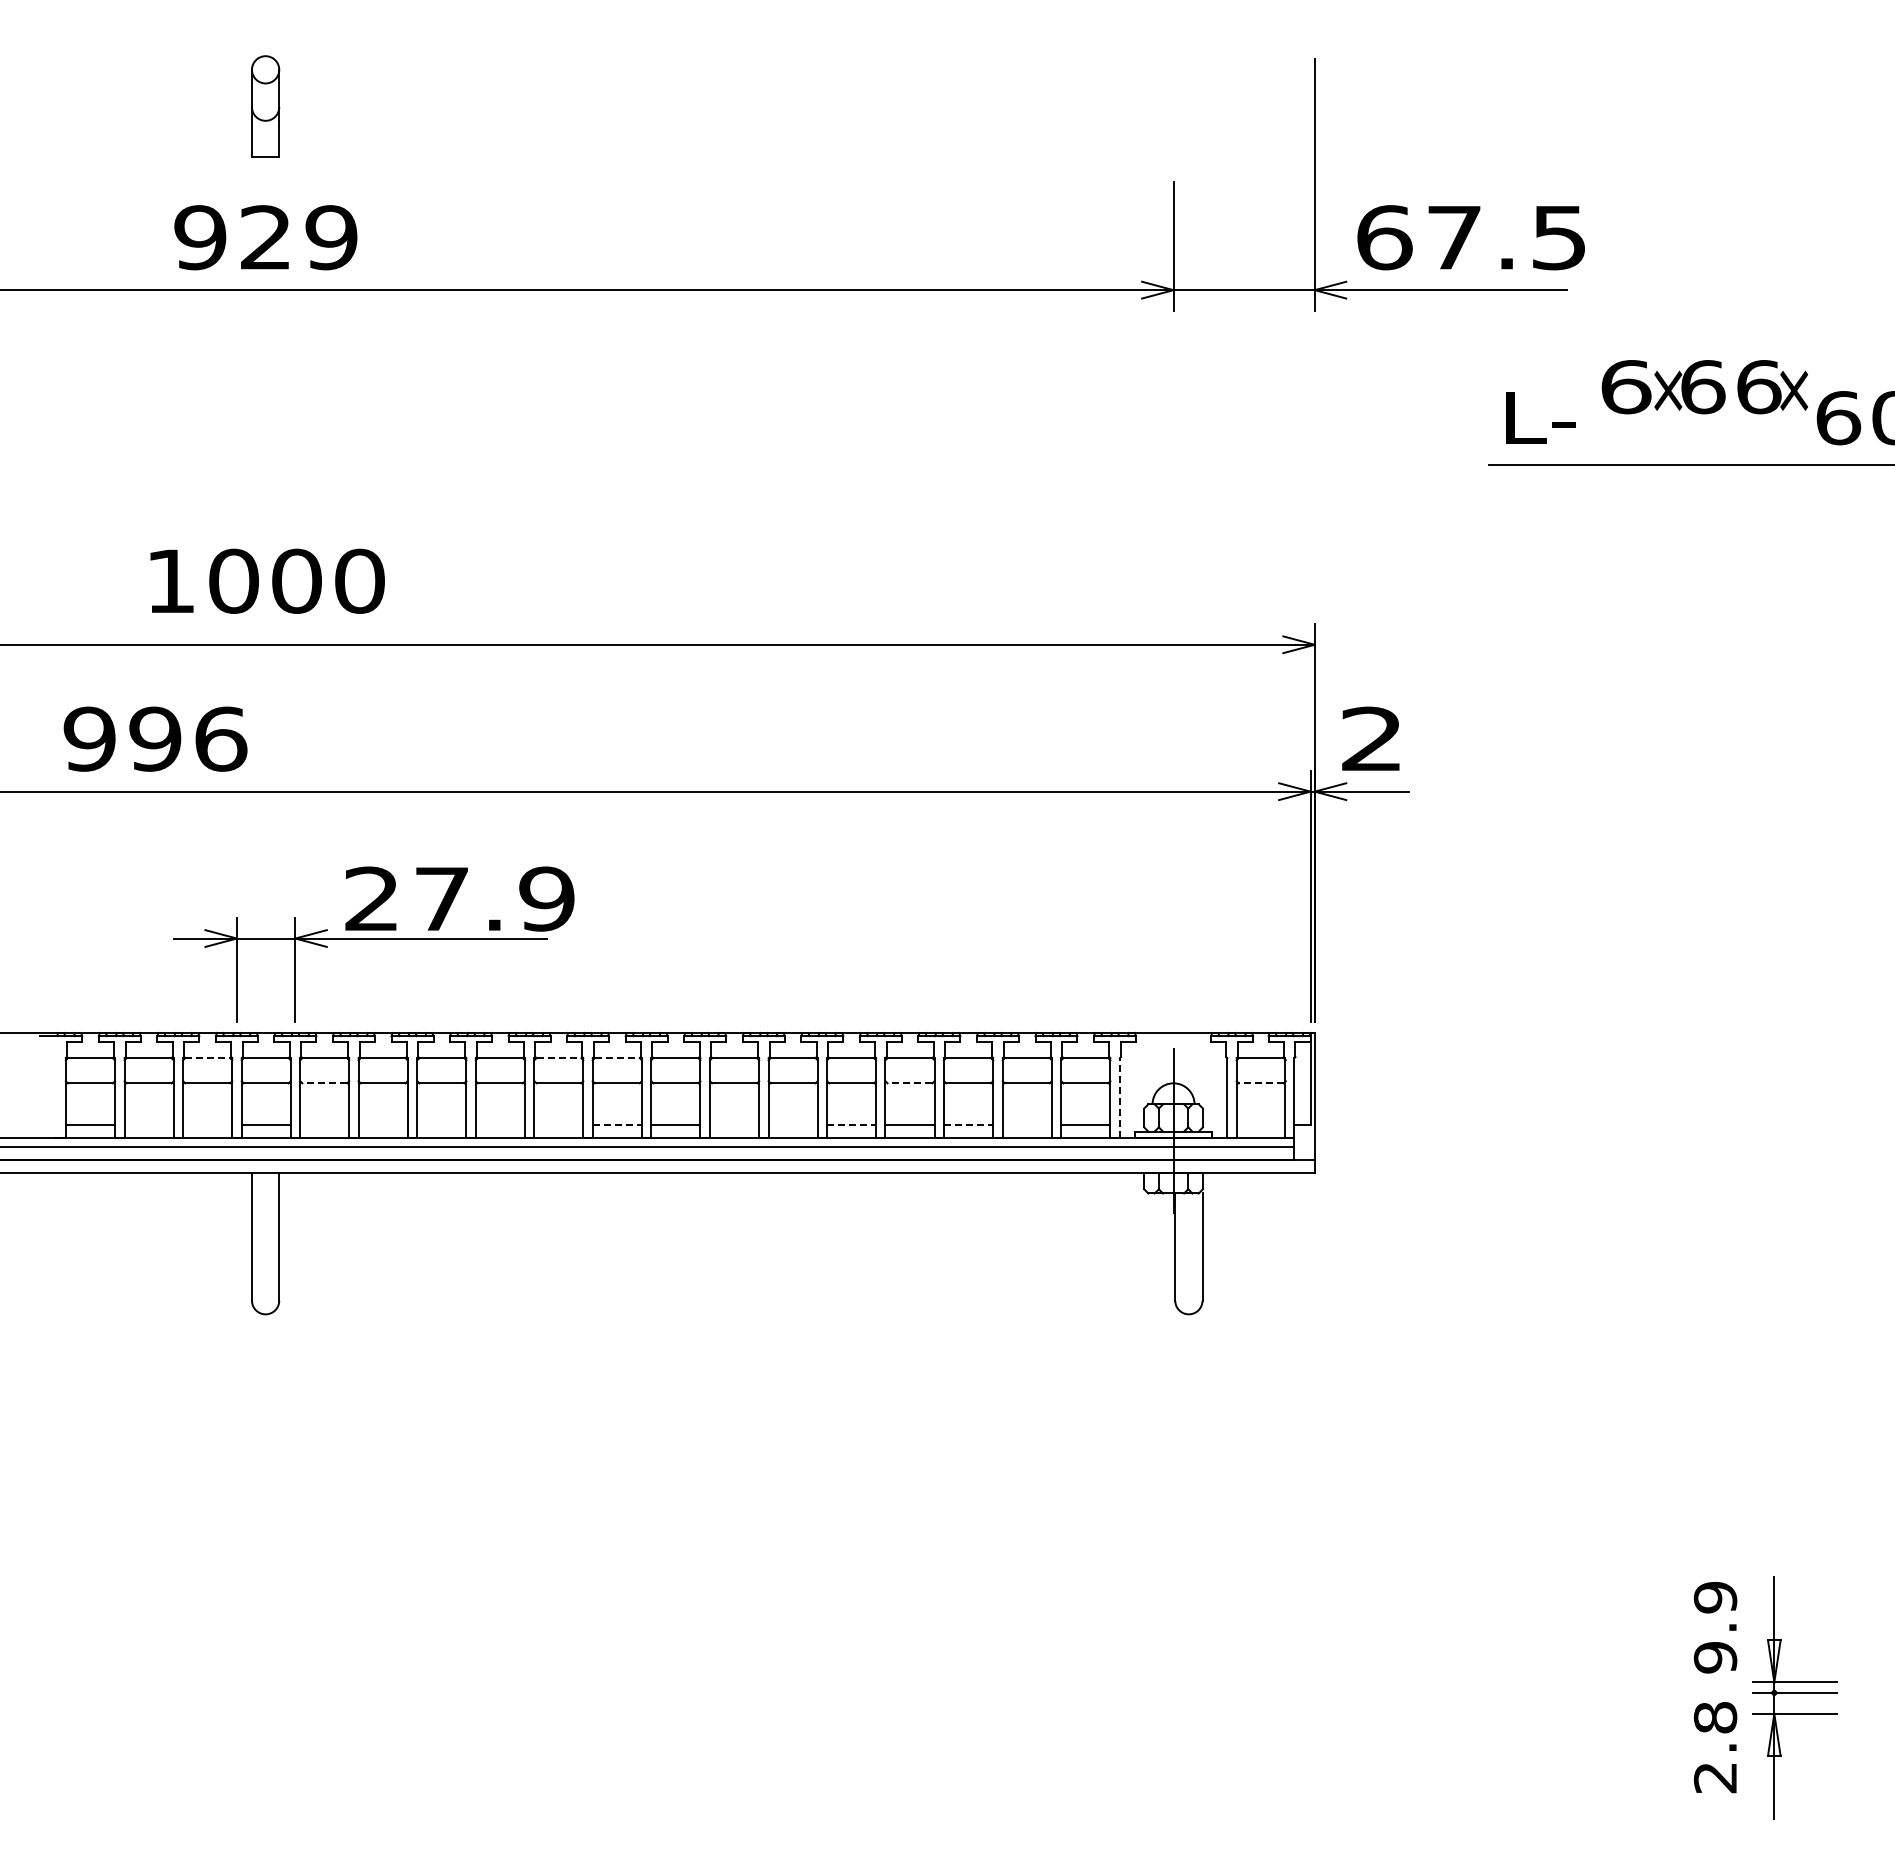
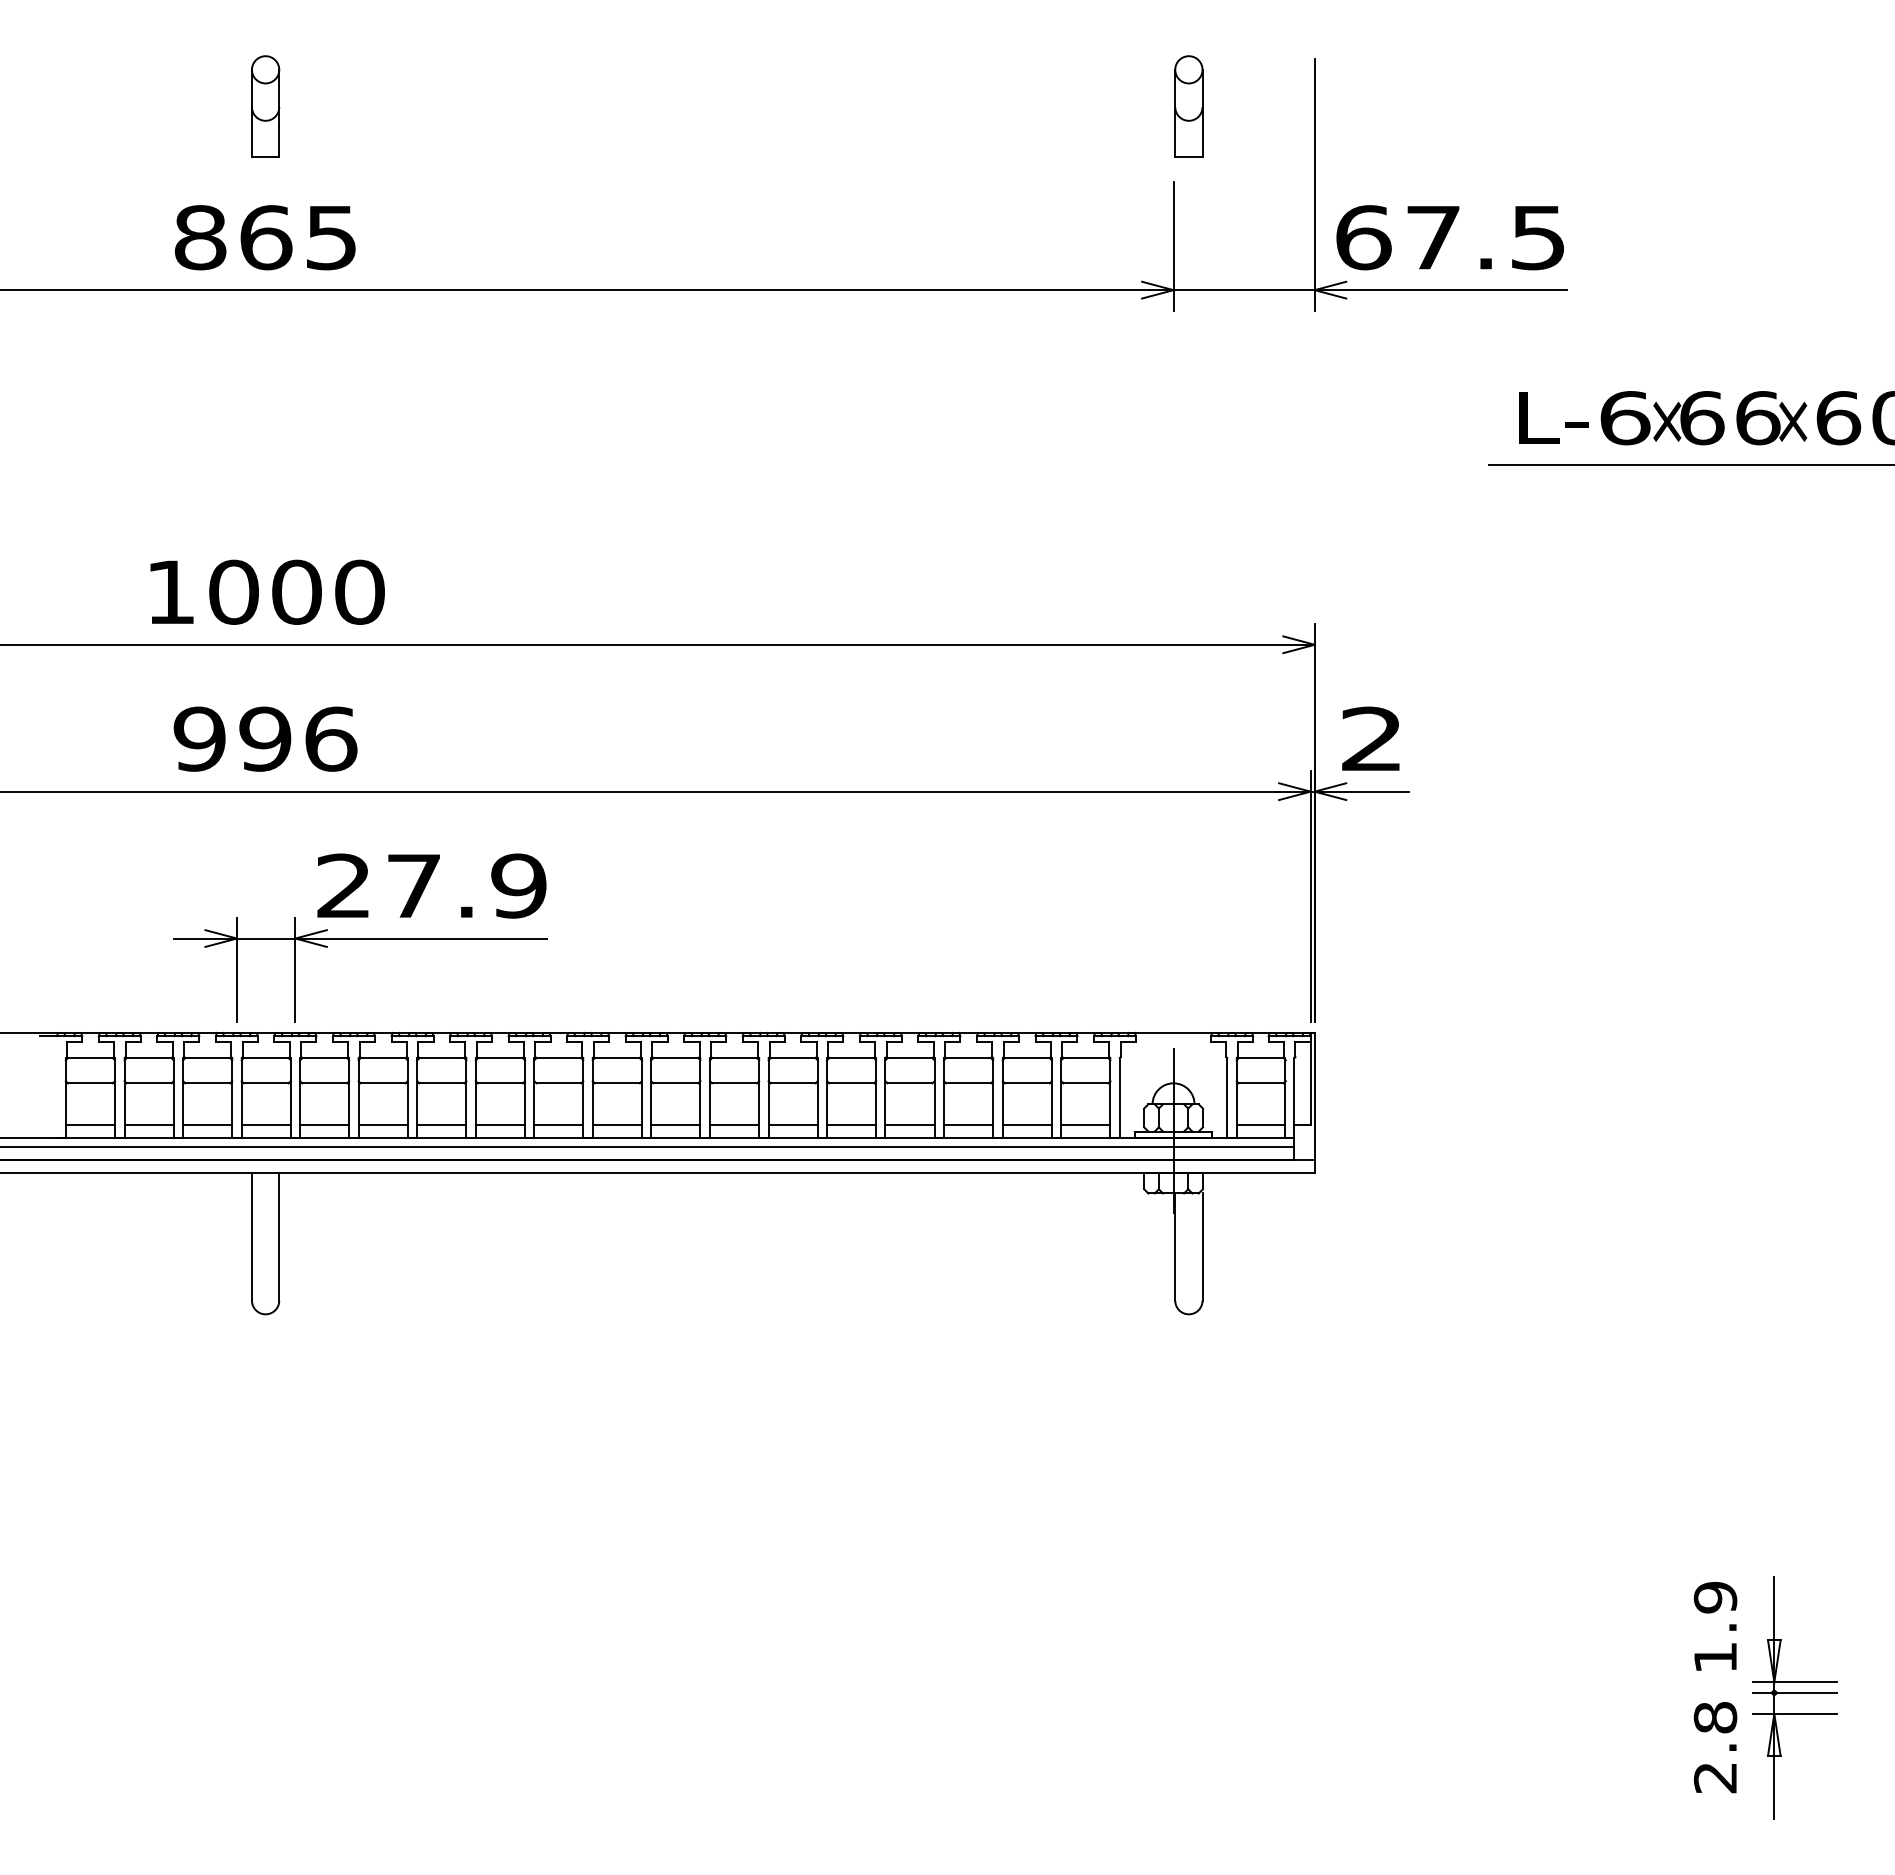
part: none -> present (1188, 106)
text: 929 -> 865 (265, 237)
text position: (1470, 237) -> (1449, 237) (1449, 237)
text position: (1704, 387) -> (1703, 418) (1703, 418)
text position: (1540, 417) -> (1553, 417) (1553, 417)
text position: (267, 580) -> (267, 591) (267, 591)
text position: (155, 738) -> (265, 738) (265, 738)
text position: (459, 898) -> (431, 885) (431, 885)
line: dashed -> solid (208, 1058)
line: dashed -> solid (559, 1058)
line: dashed -> solid (617, 1058)
line: dashed -> solid (324, 1083)
line: dashed -> solid (909, 1083)
line: dashed -> solid (1260, 1083)
line: dashed -> solid (1119, 1098)
line: none -> present (148, 1125)
line: none -> present (207, 1125)
line: none -> present (324, 1125)
line: none -> present (382, 1125)
line: none -> present (441, 1125)
line: none -> present (499, 1125)
line: none -> present (558, 1125)
line: dashed -> solid (617, 1125)
line: none -> present (734, 1125)
line: none -> present (792, 1125)
line: dashed -> solid (852, 1125)
line: dashed -> solid (968, 1125)
line: none -> present (1026, 1125)
line: none -> present (1260, 1125)
text: 9.9 -> 1.9 (1715, 1657)
